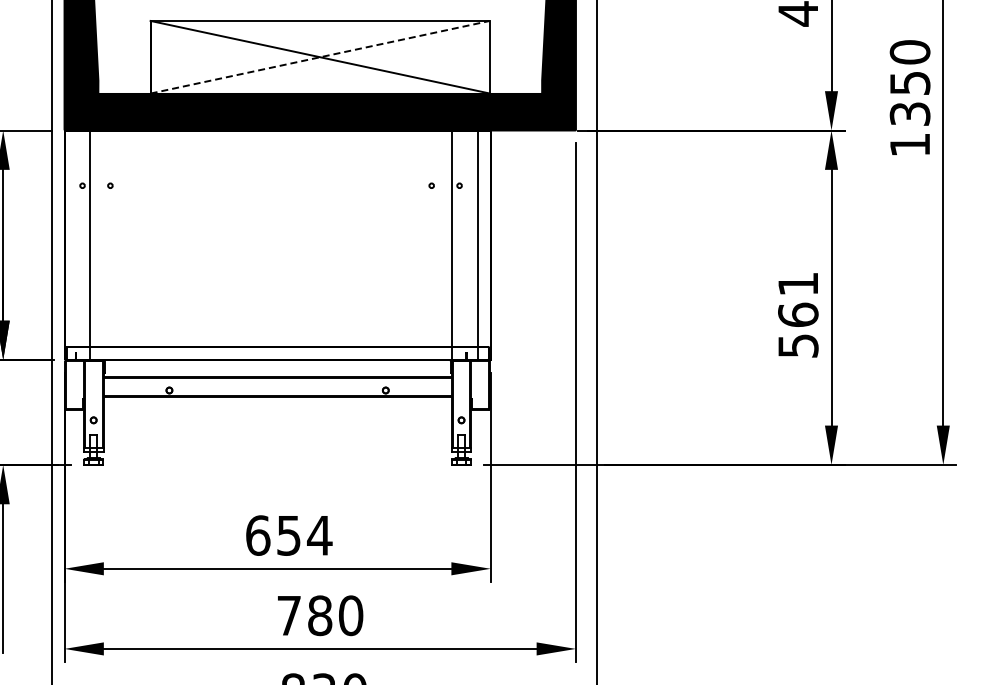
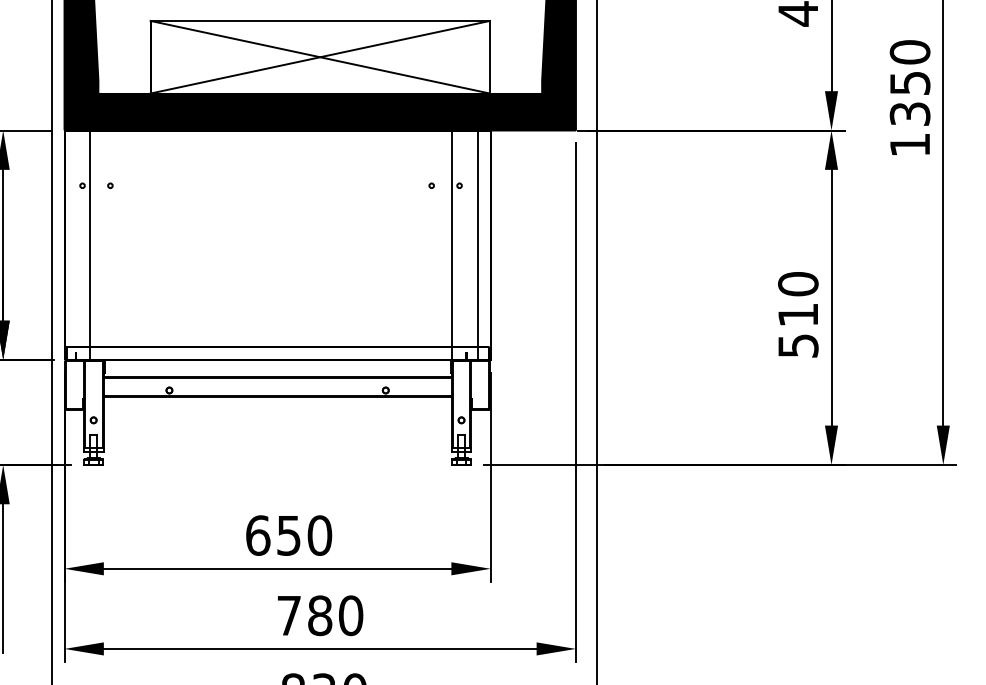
line: dashed -> solid (320, 57)
text: 561 -> 510 (798, 299)
text: 654 -> 650 (319, 535)
